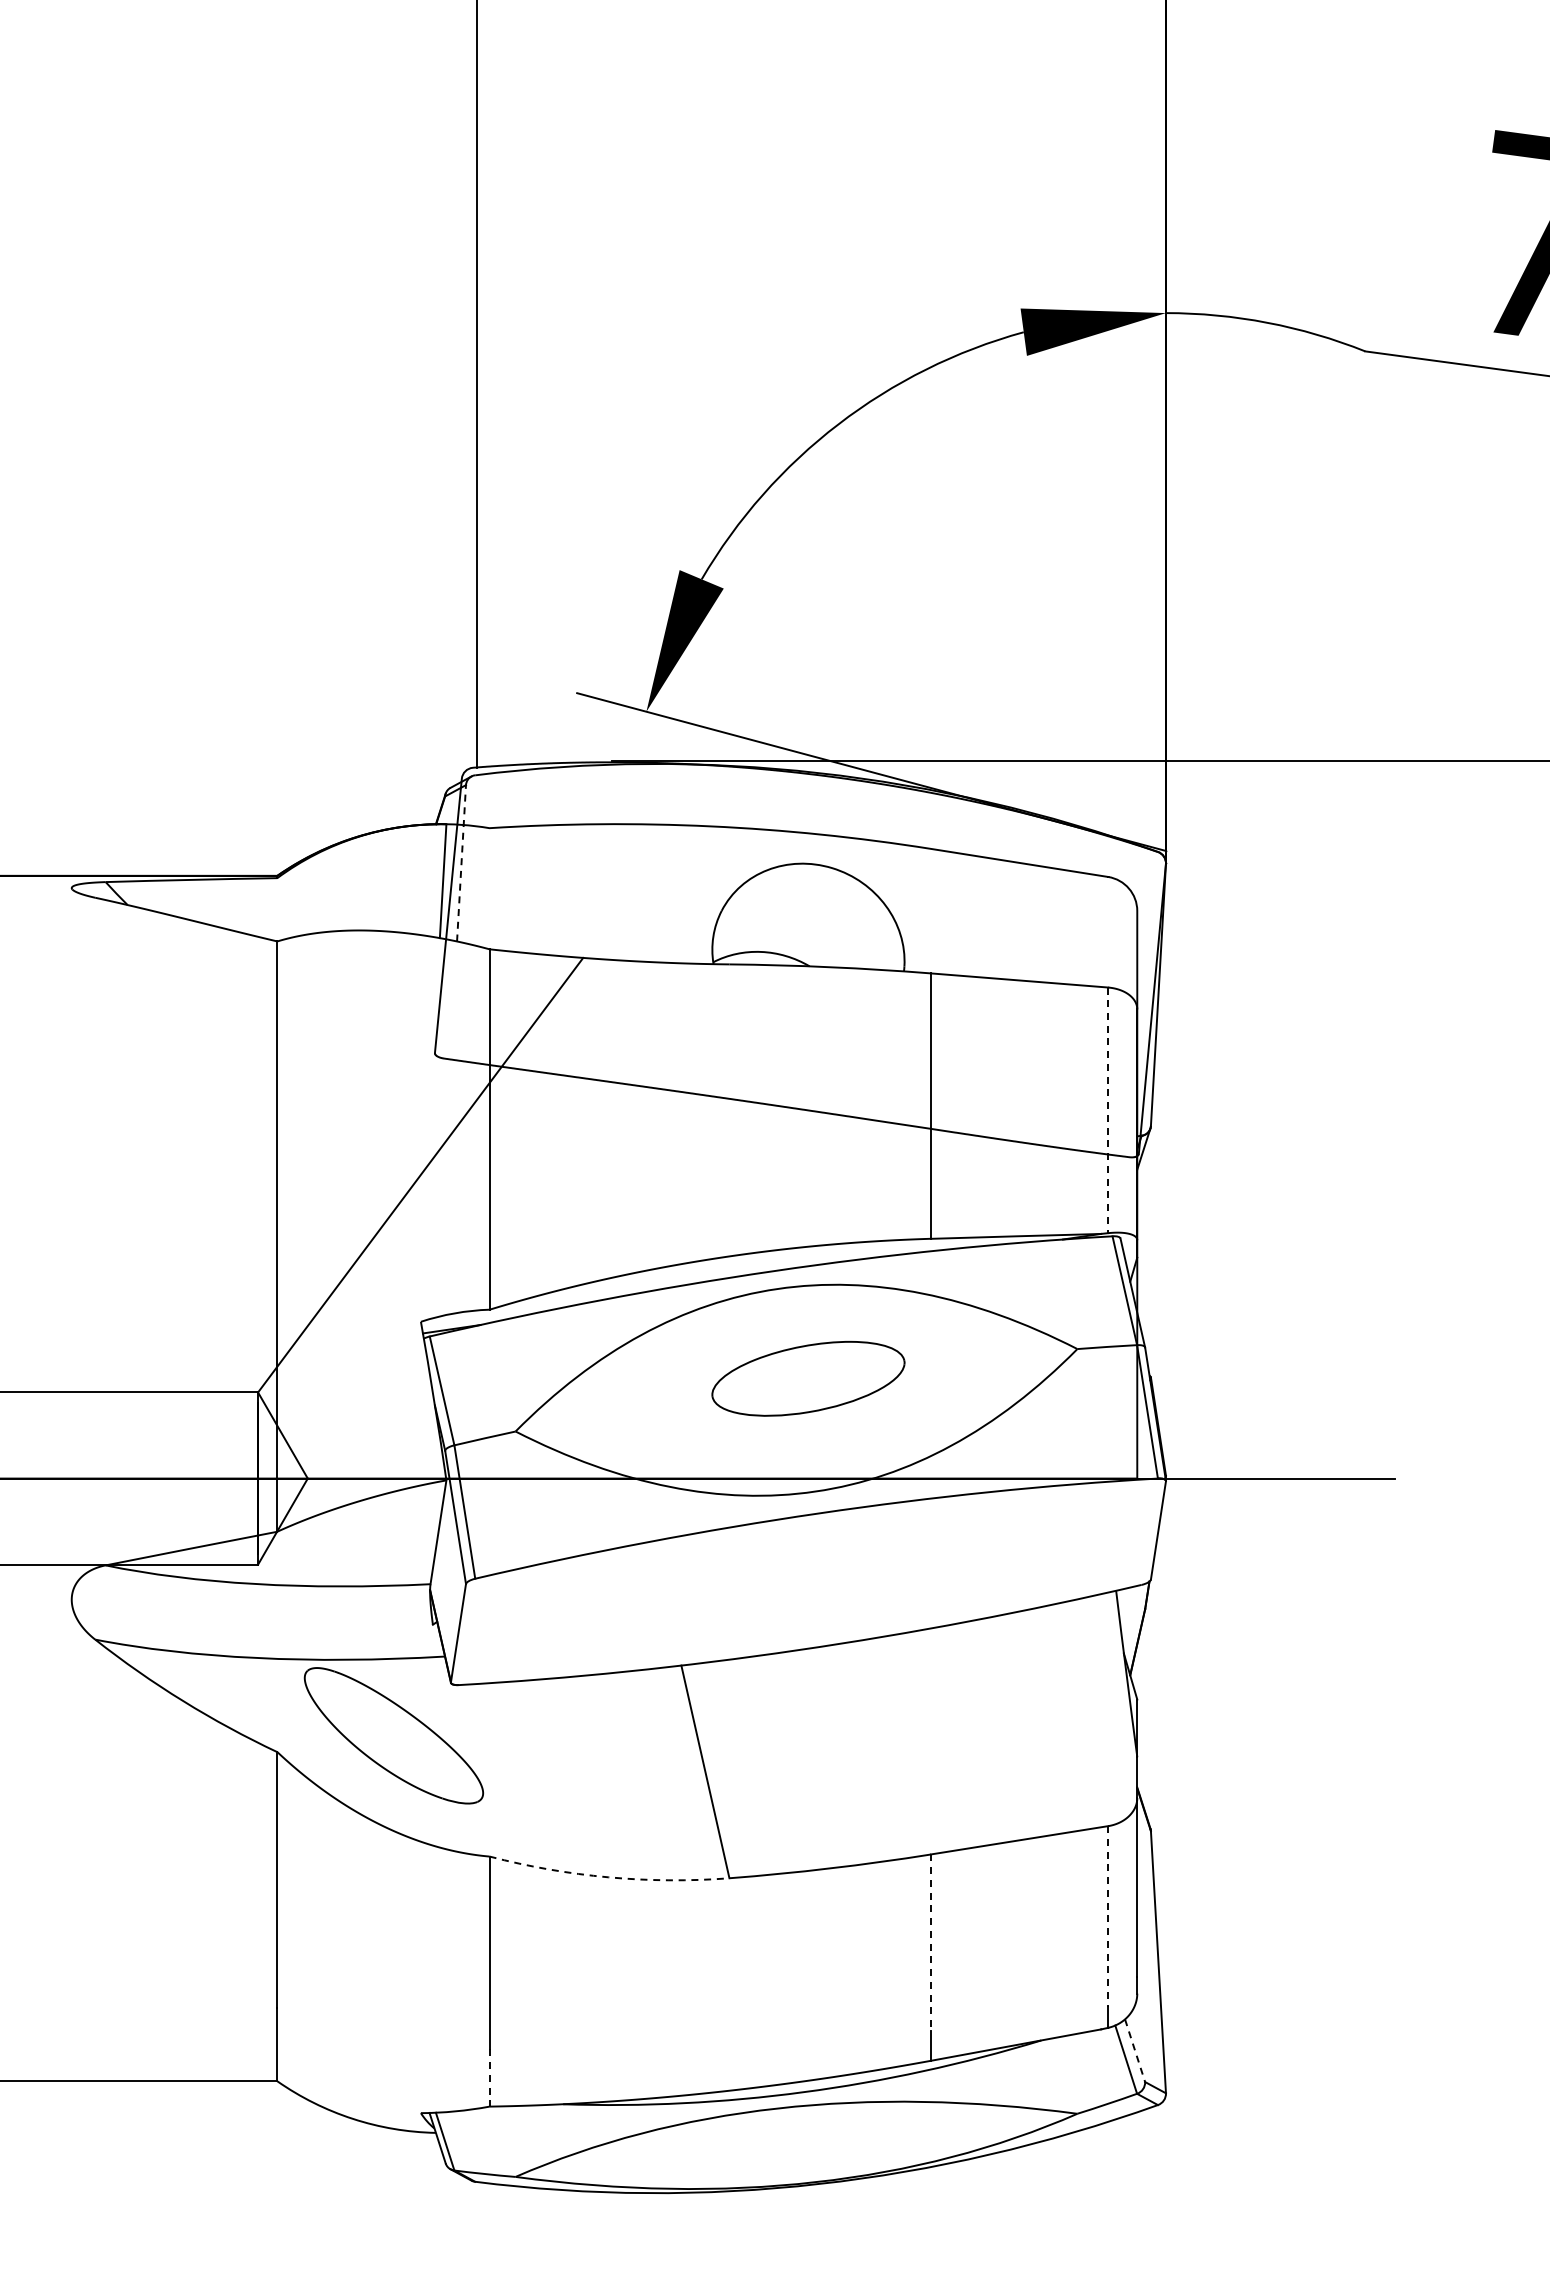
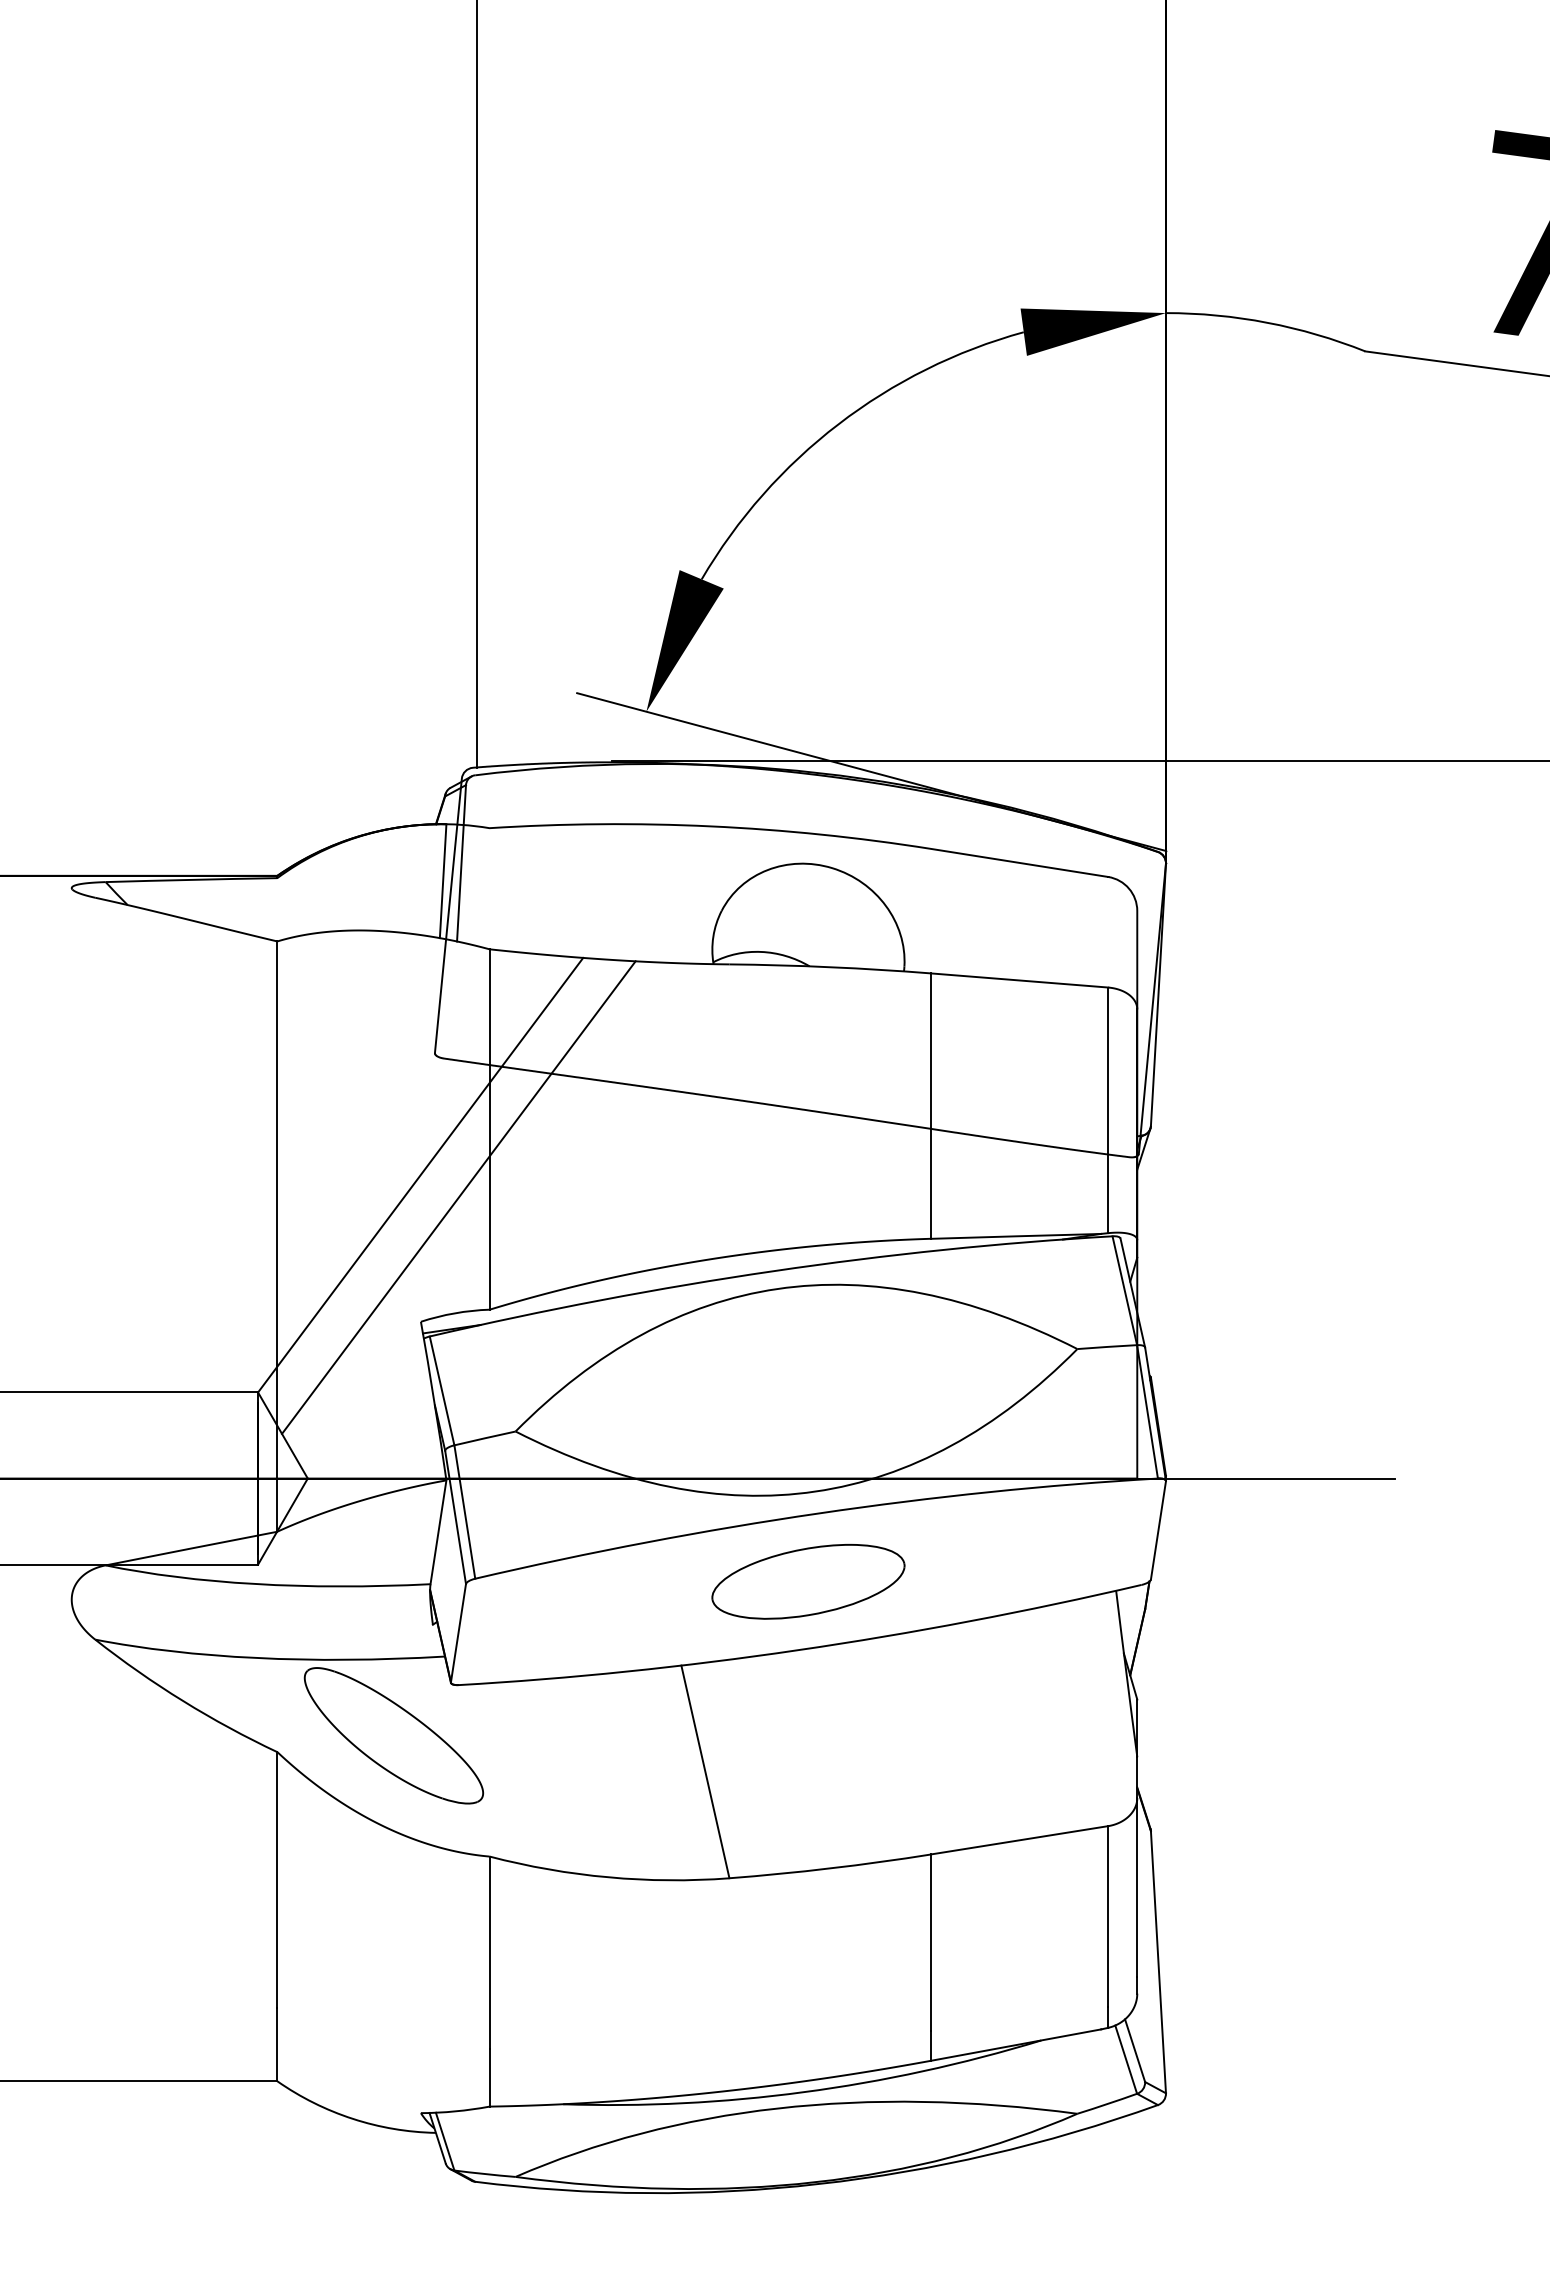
line: dashed -> solid (461, 862)
line: dashed -> solid (1108, 1110)
line: none -> present (458, 1197)
part position: (808, 1378) -> (808, 1581) (808, 1581)
arc: dashed -> solid (608, 1877)
line: dashed -> solid (1108, 1916)
line: dashed -> solid (931, 1943)
line: dashed -> solid (1135, 2050)
line: dashed -> solid (489, 2077)
